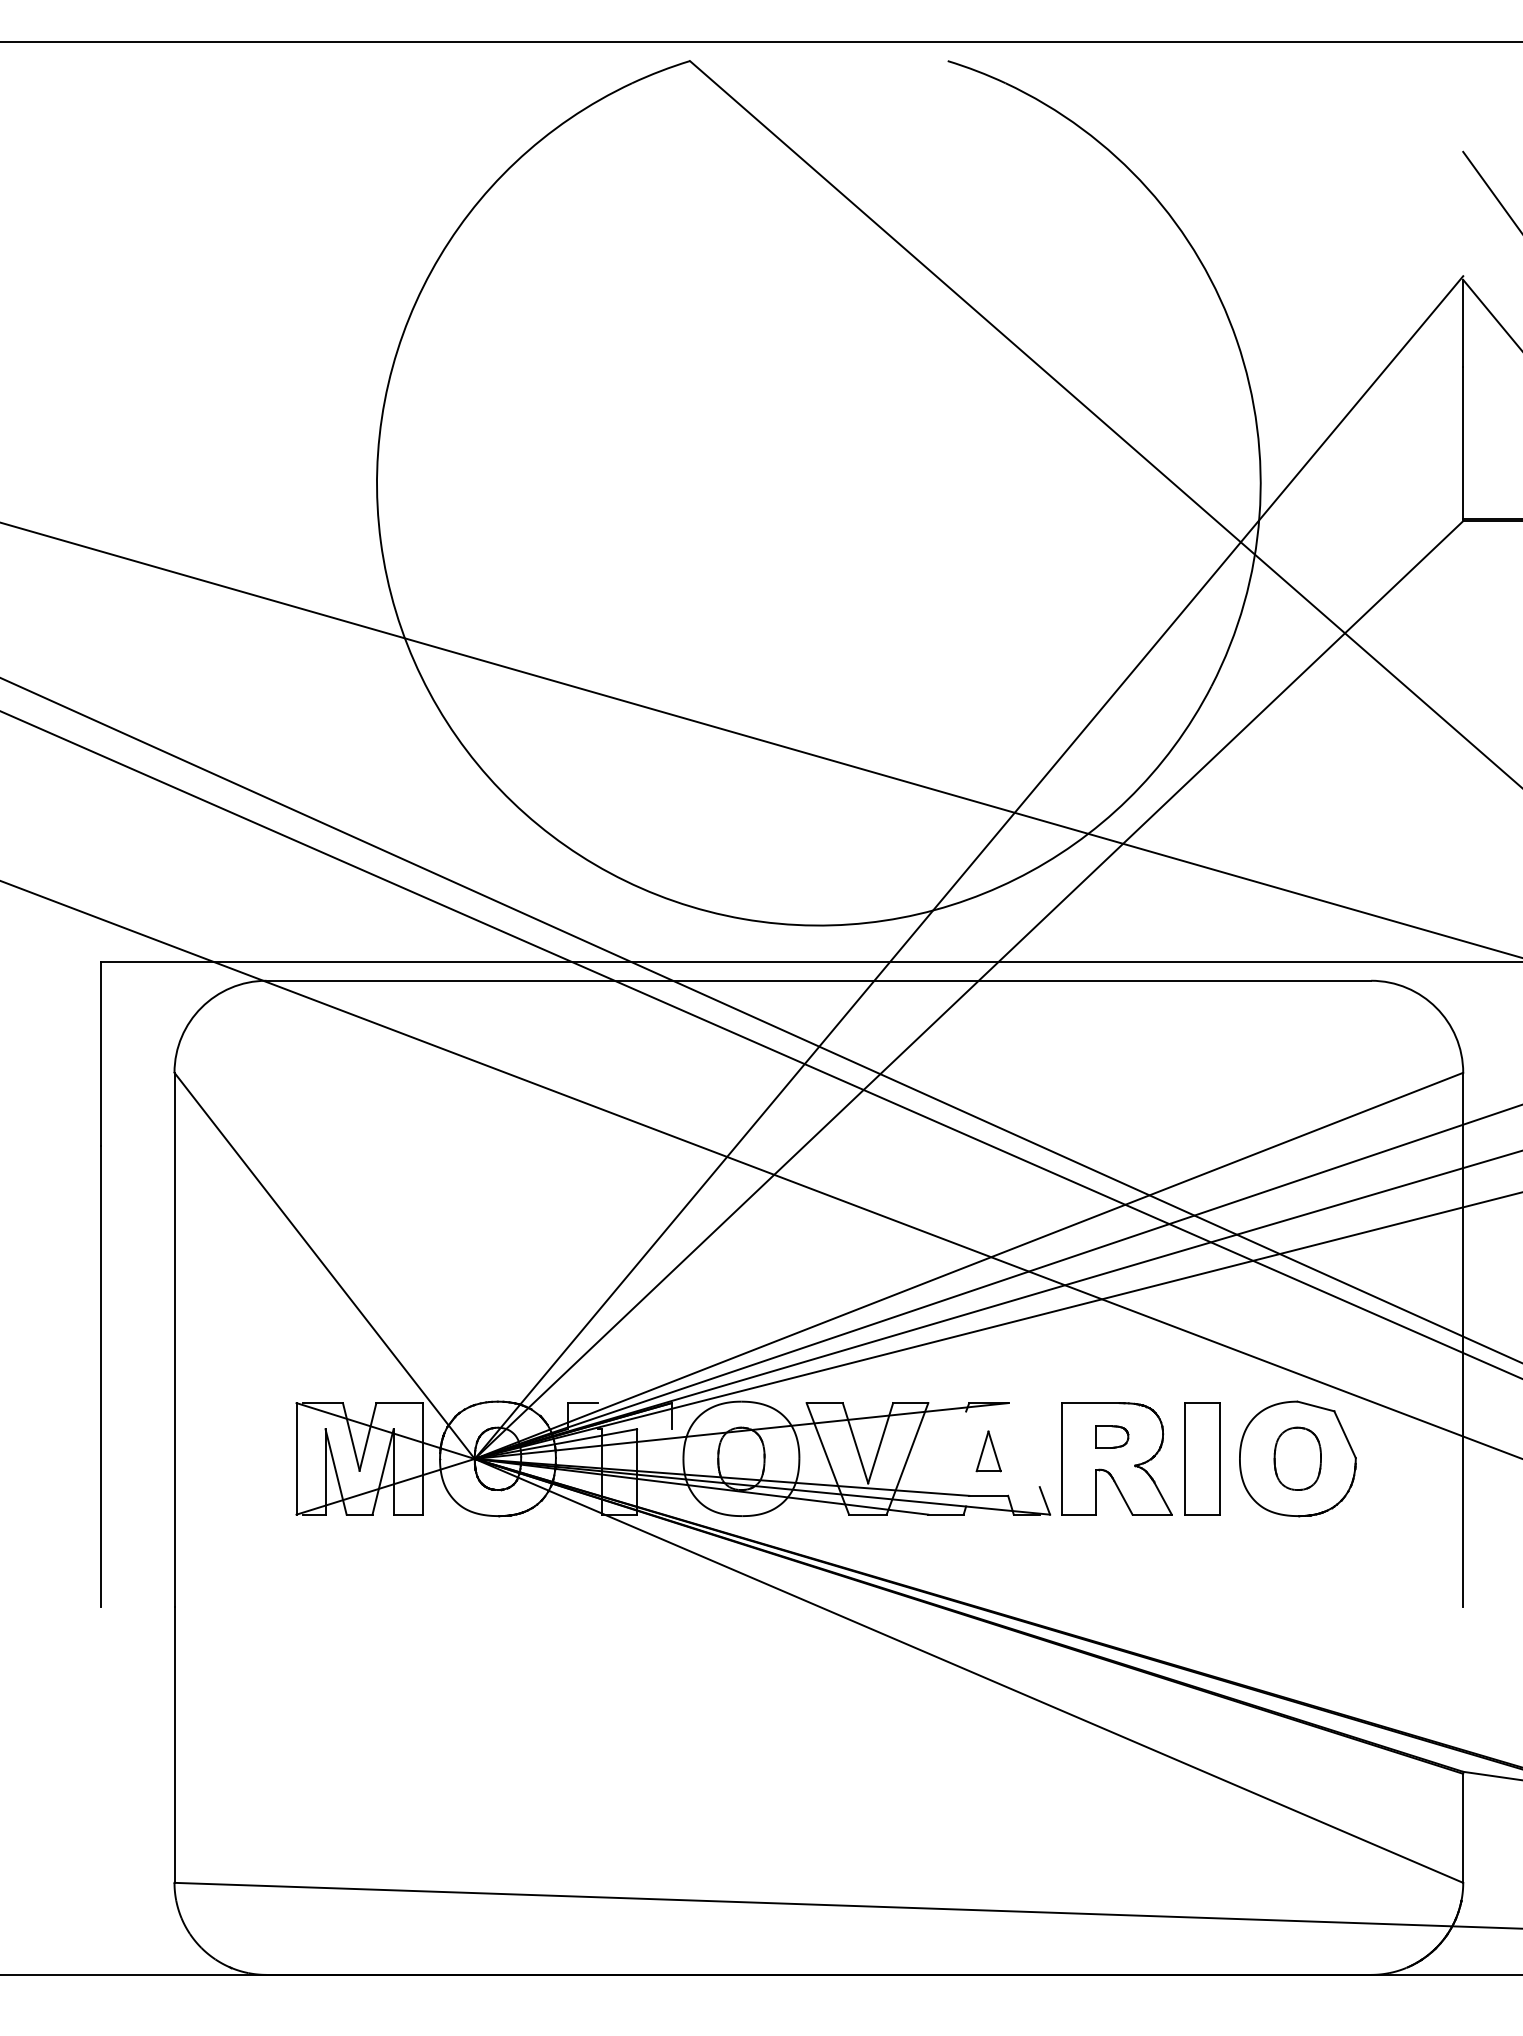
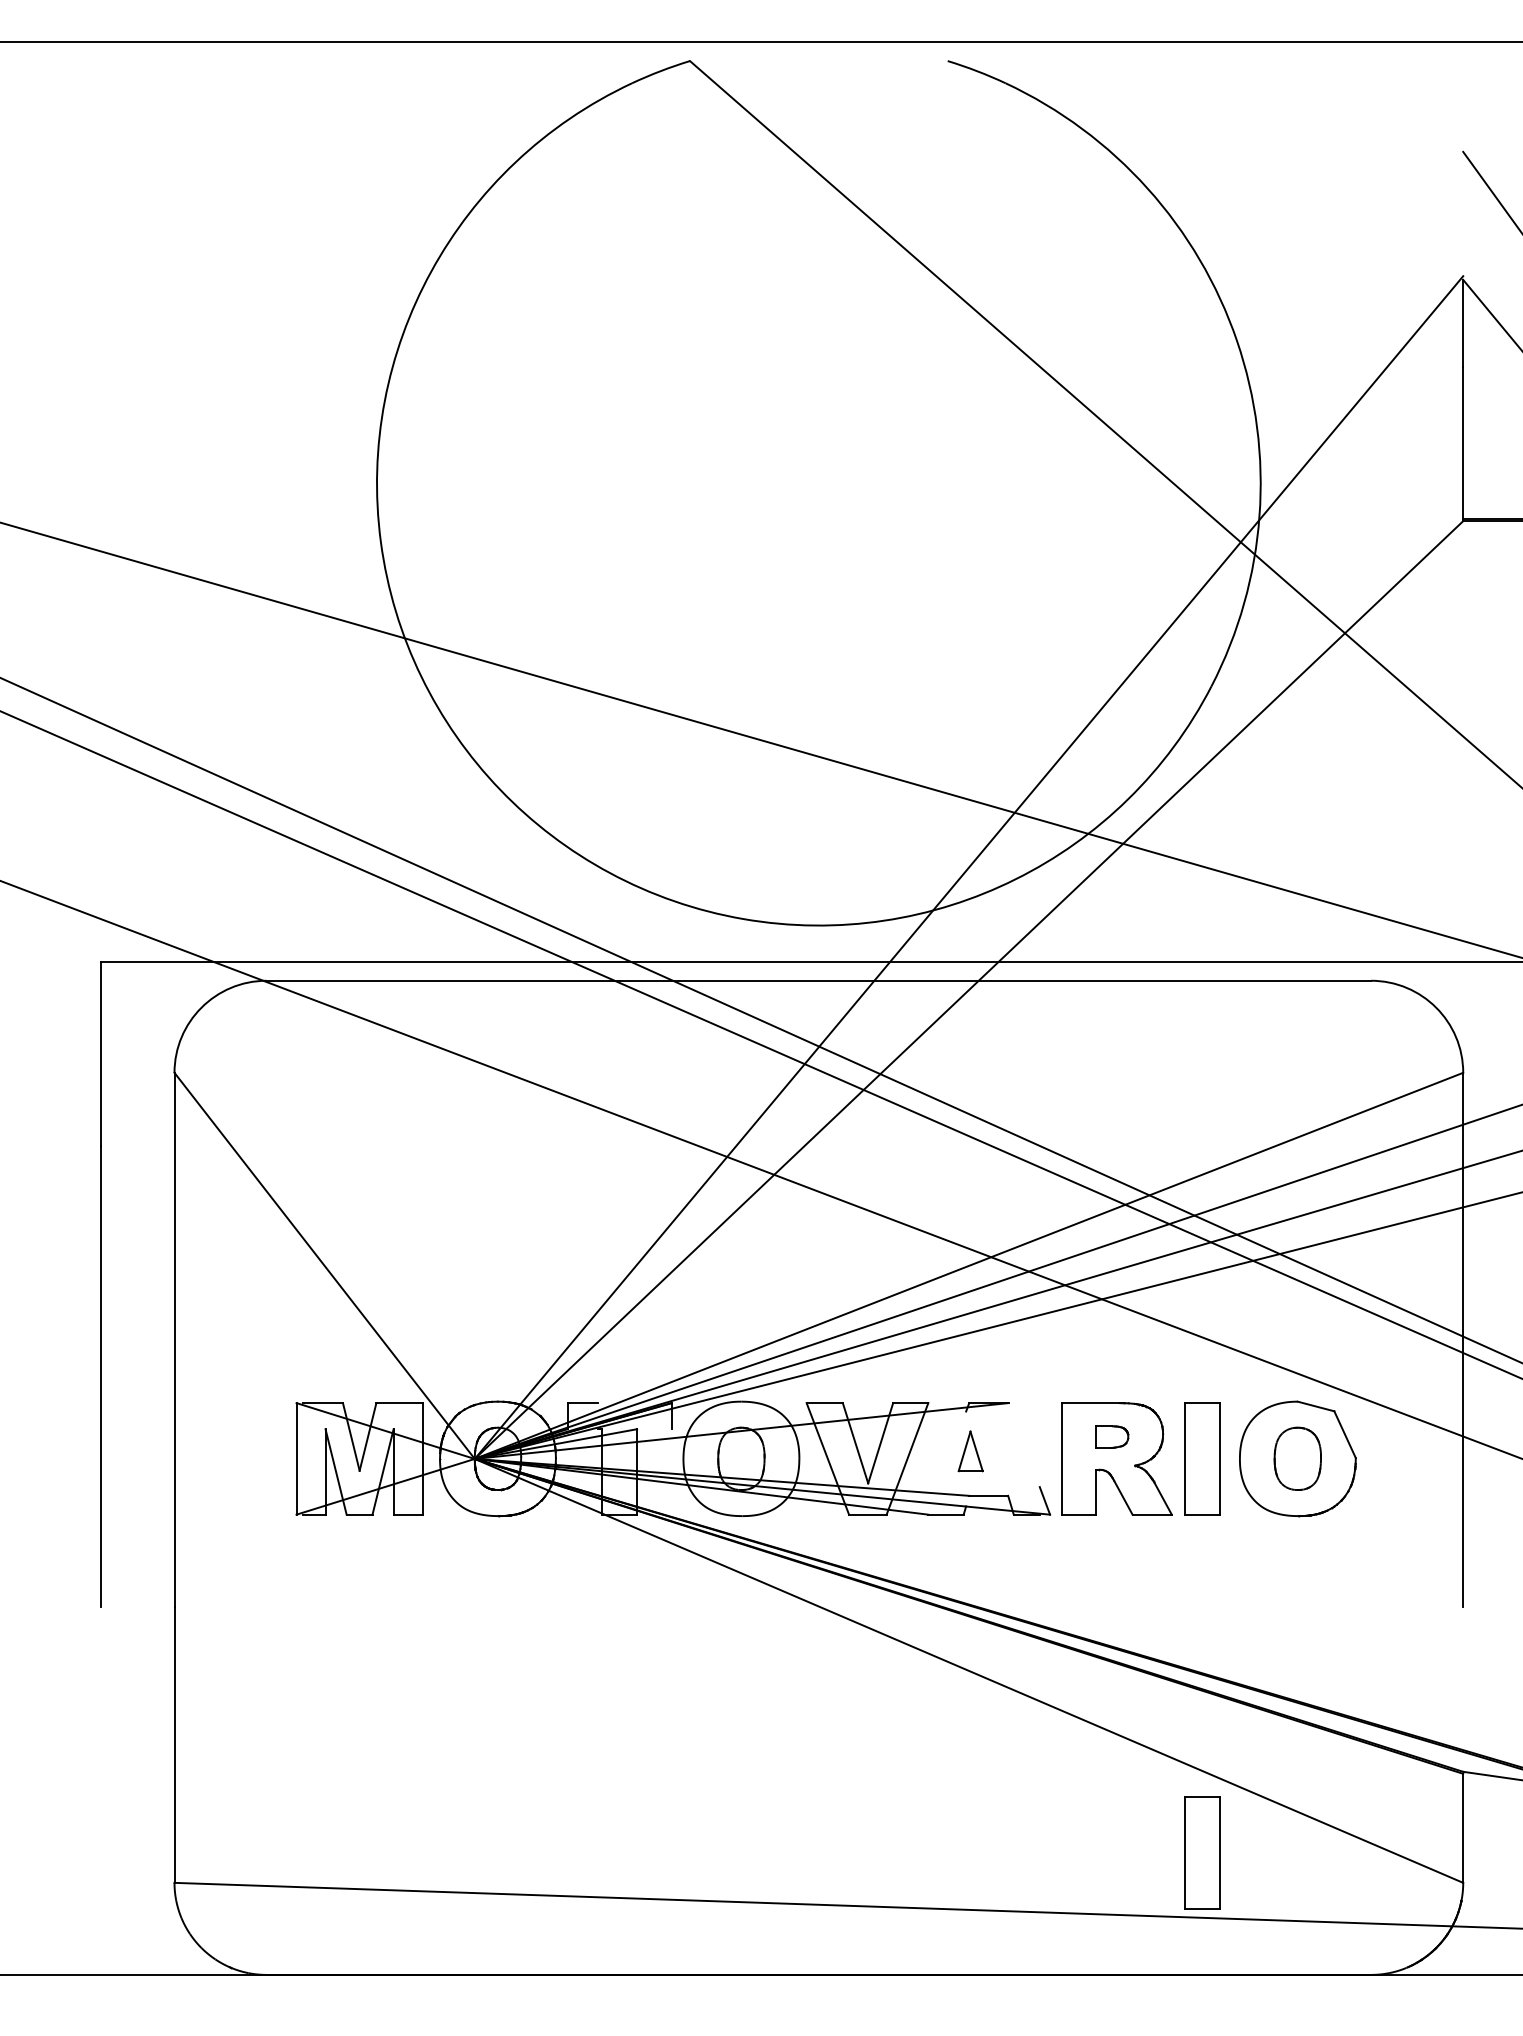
part position: (988, 1451) -> (970, 1451) (970, 1451)
part: none -> present (1202, 1852)
